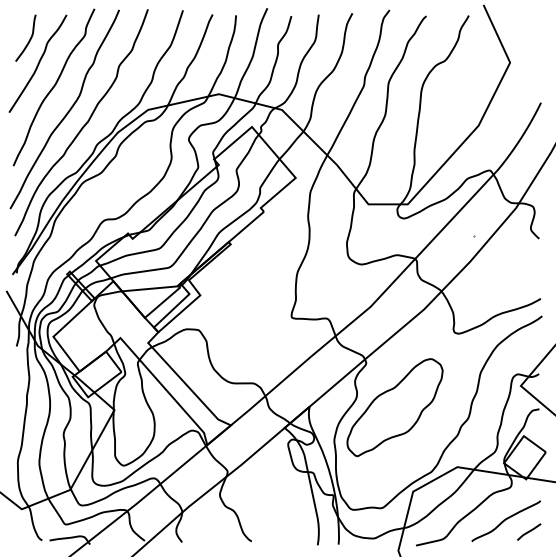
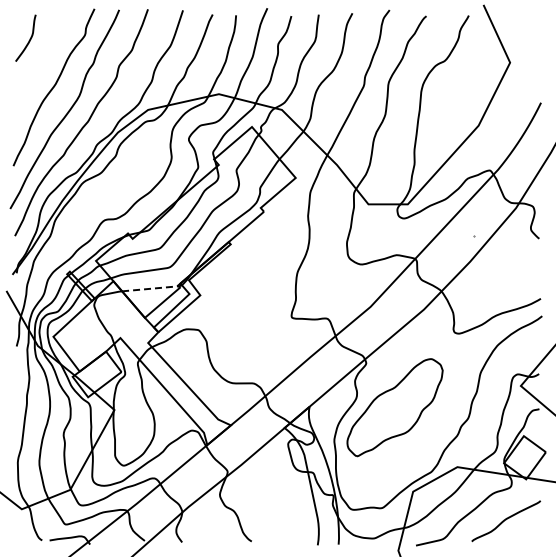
curve: present -> none (37, 63)
line: solid -> dashed (150, 288)
line: present -> none (529, 531)
